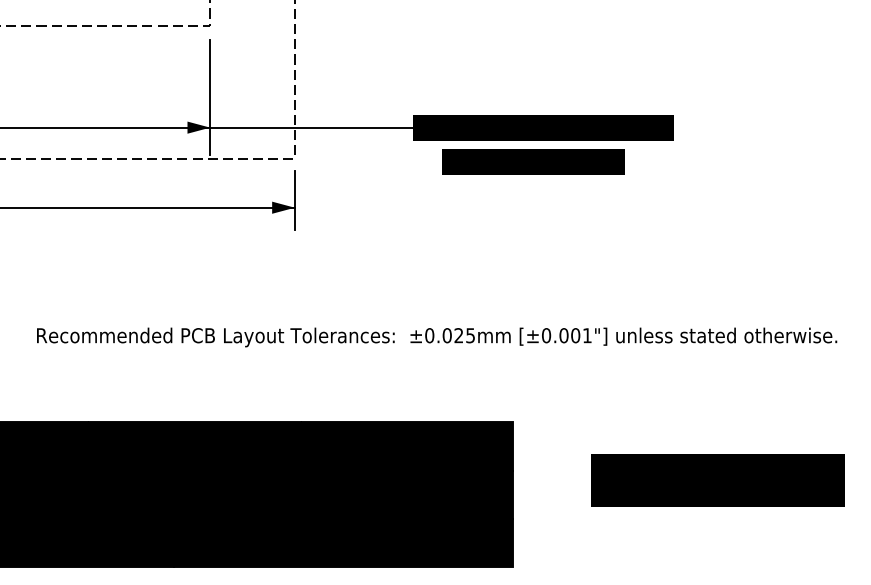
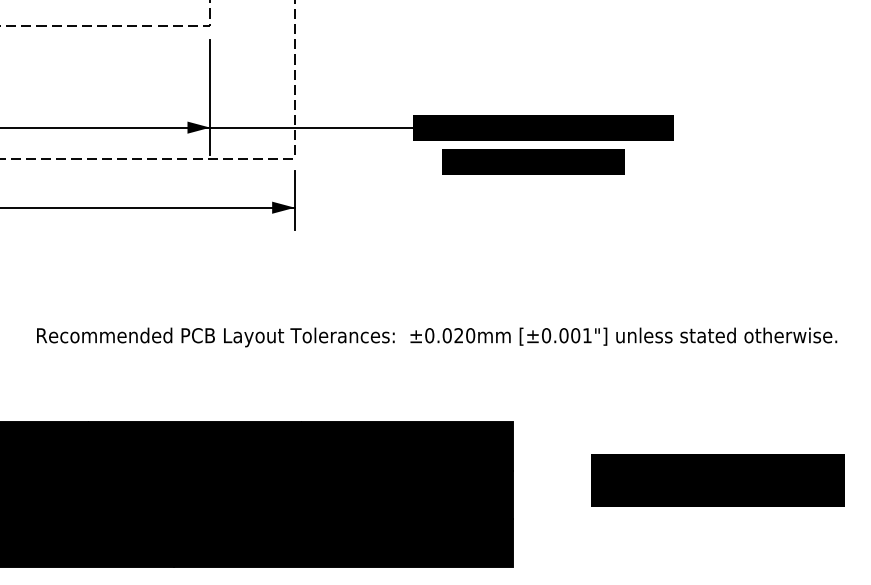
text: ±0.025mm -> ±0.020mm (470, 335)
